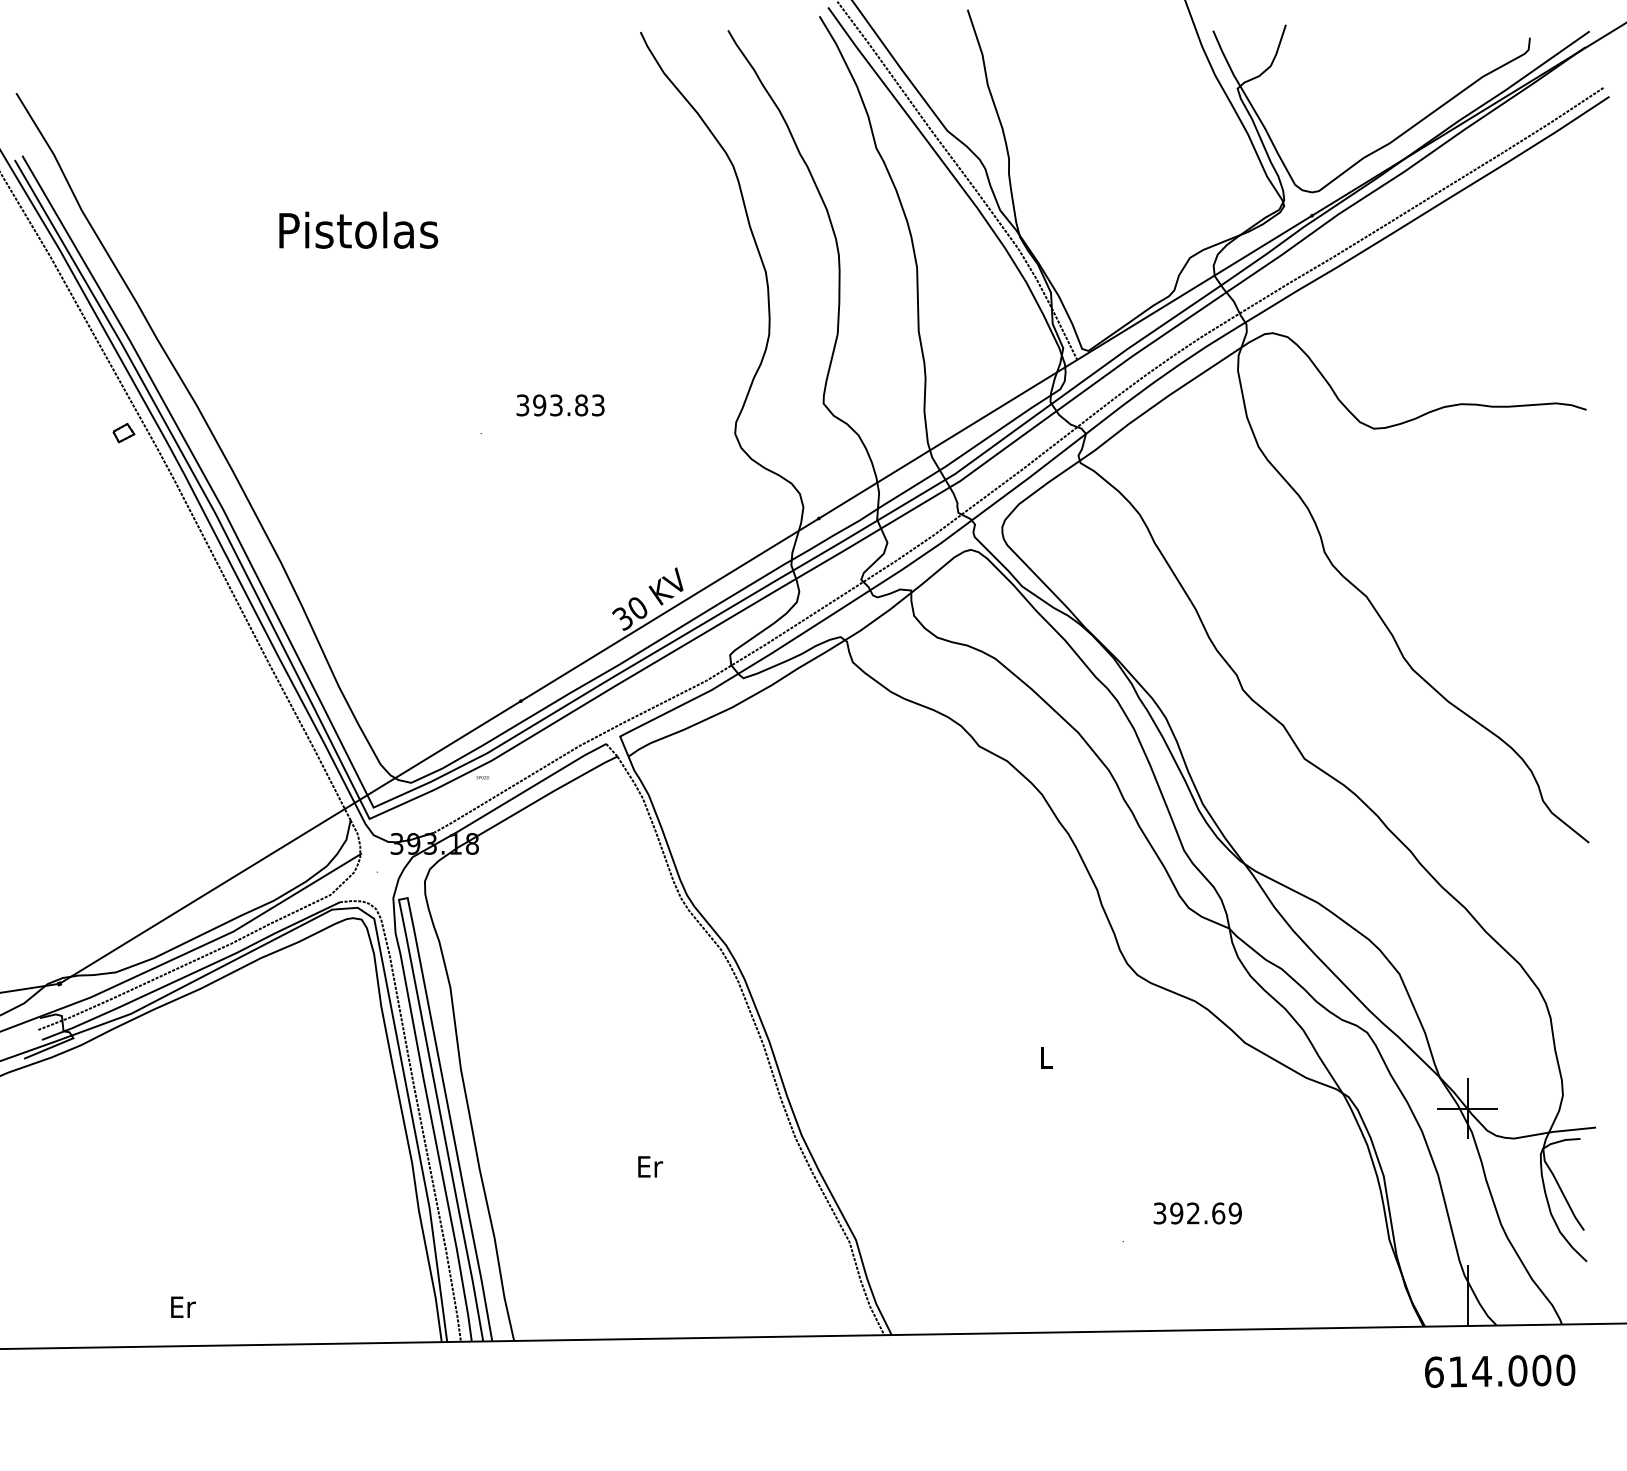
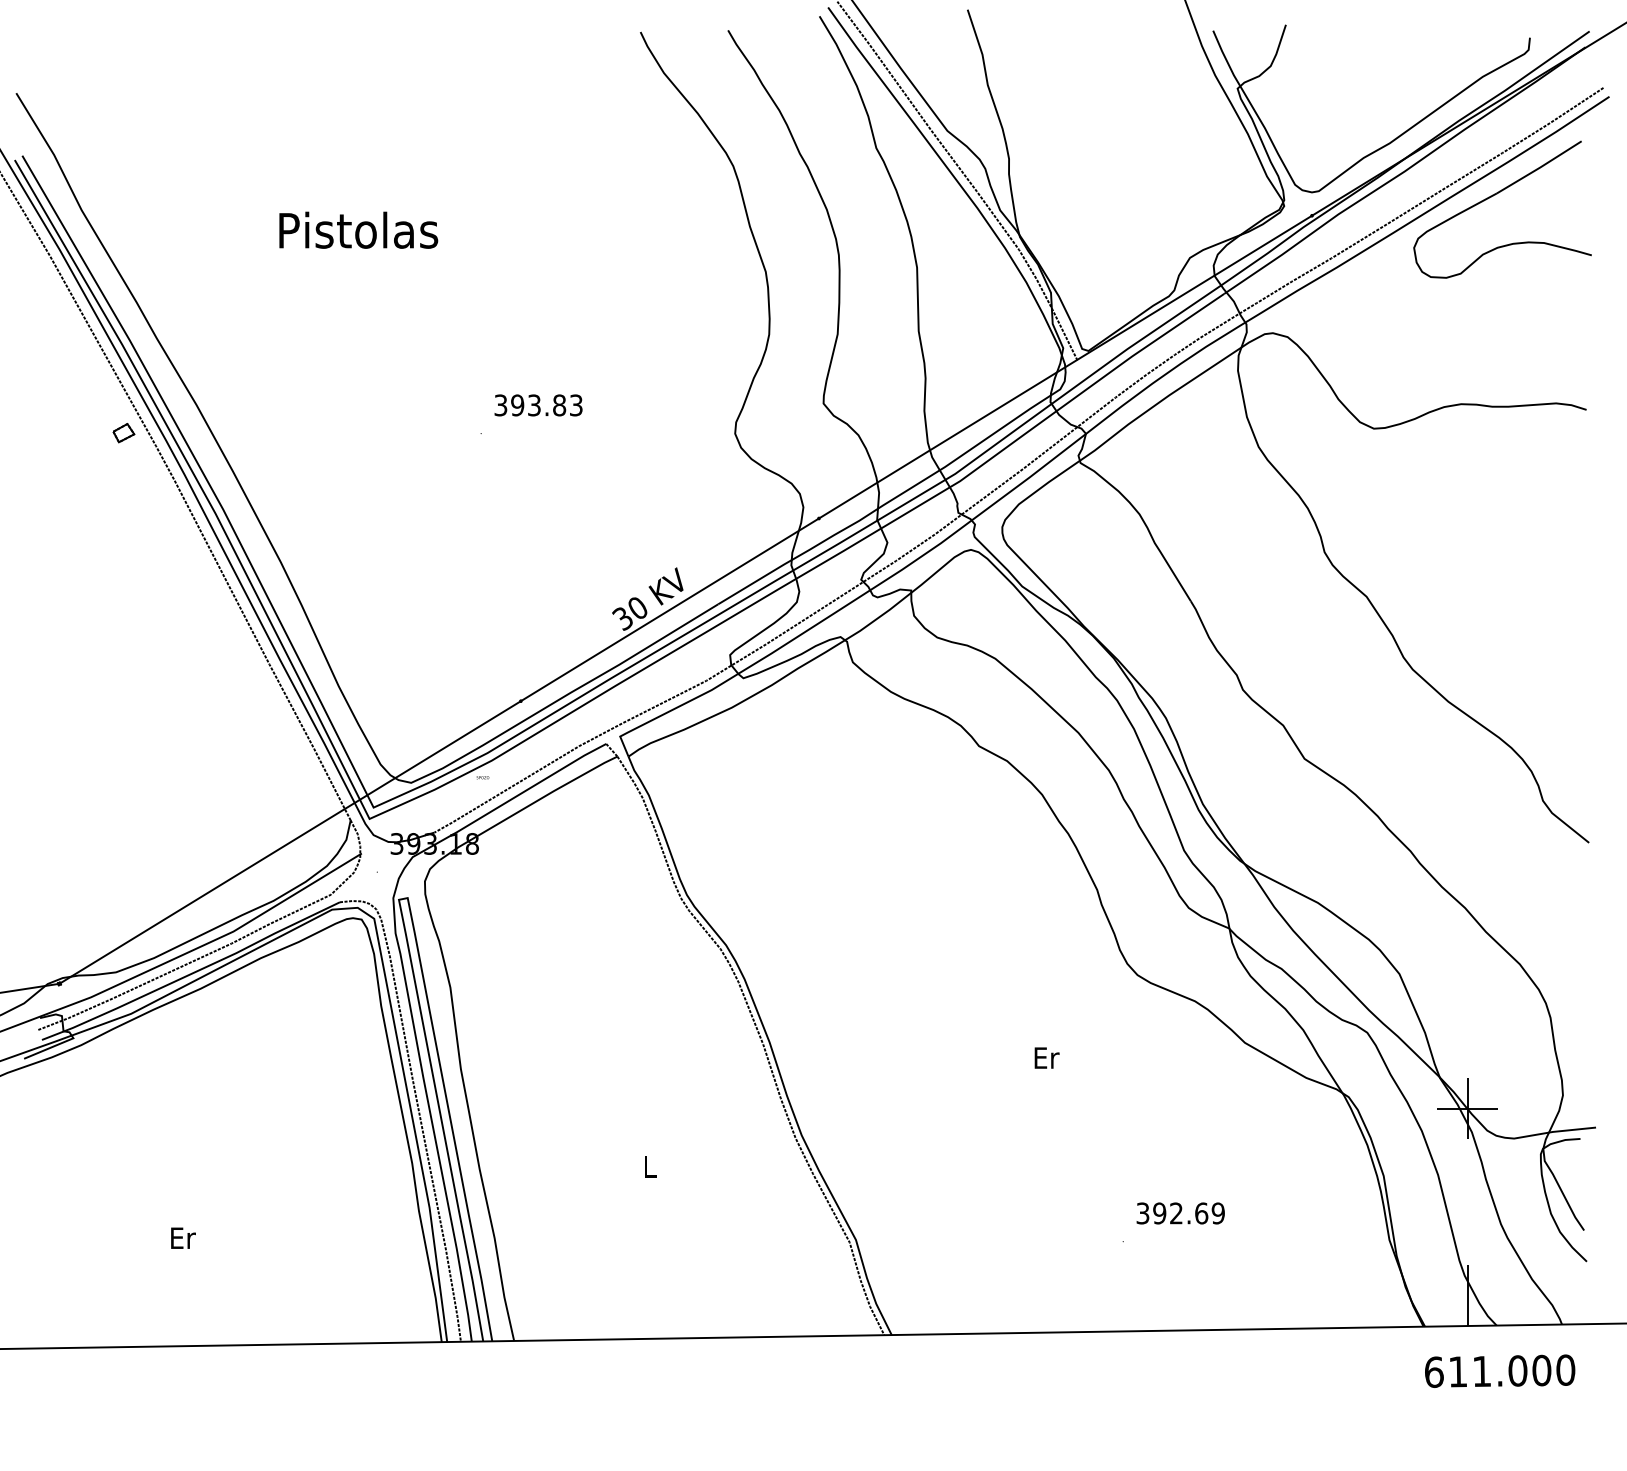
part: none -> present (1495, 195)
text position: (560, 405) -> (538, 405) (538, 405)
text: L -> Er (1046, 1057)
text: Er -> L (650, 1166)
text position: (1197, 1213) -> (1180, 1213) (1180, 1213)
text position: (183, 1306) -> (183, 1237) (183, 1237)
text: 614.000 -> 611.000 (1482, 1371)
